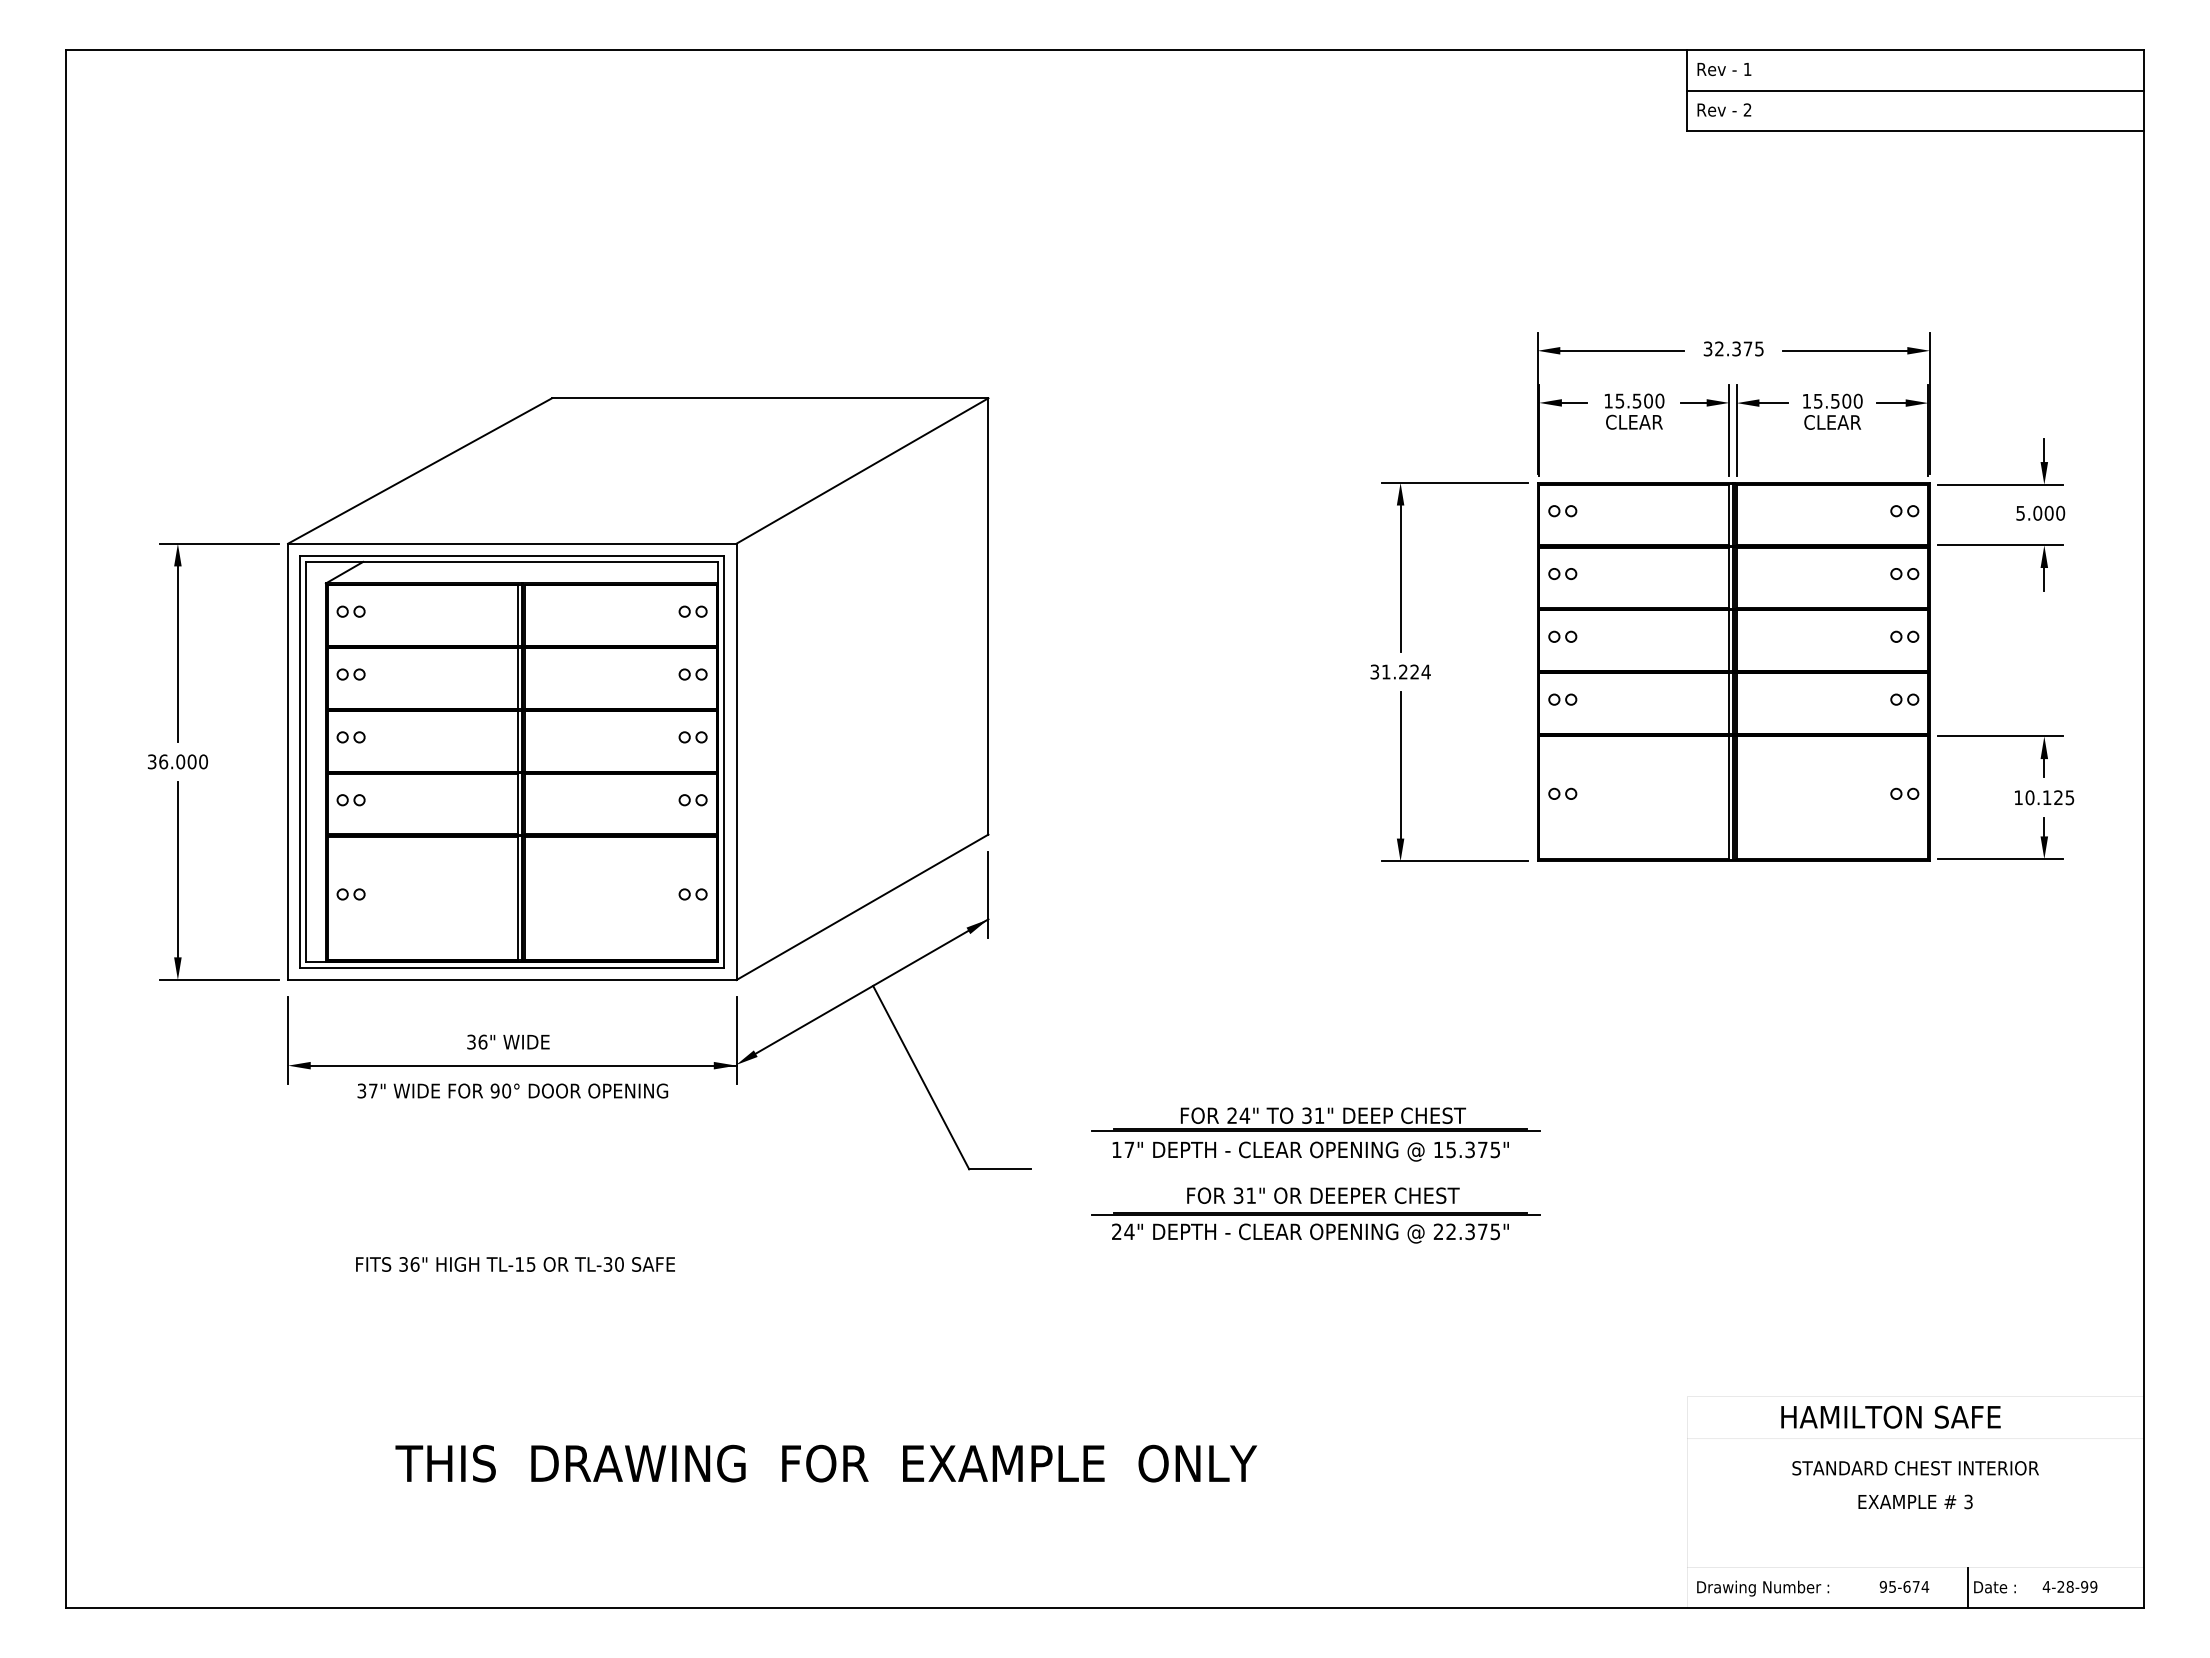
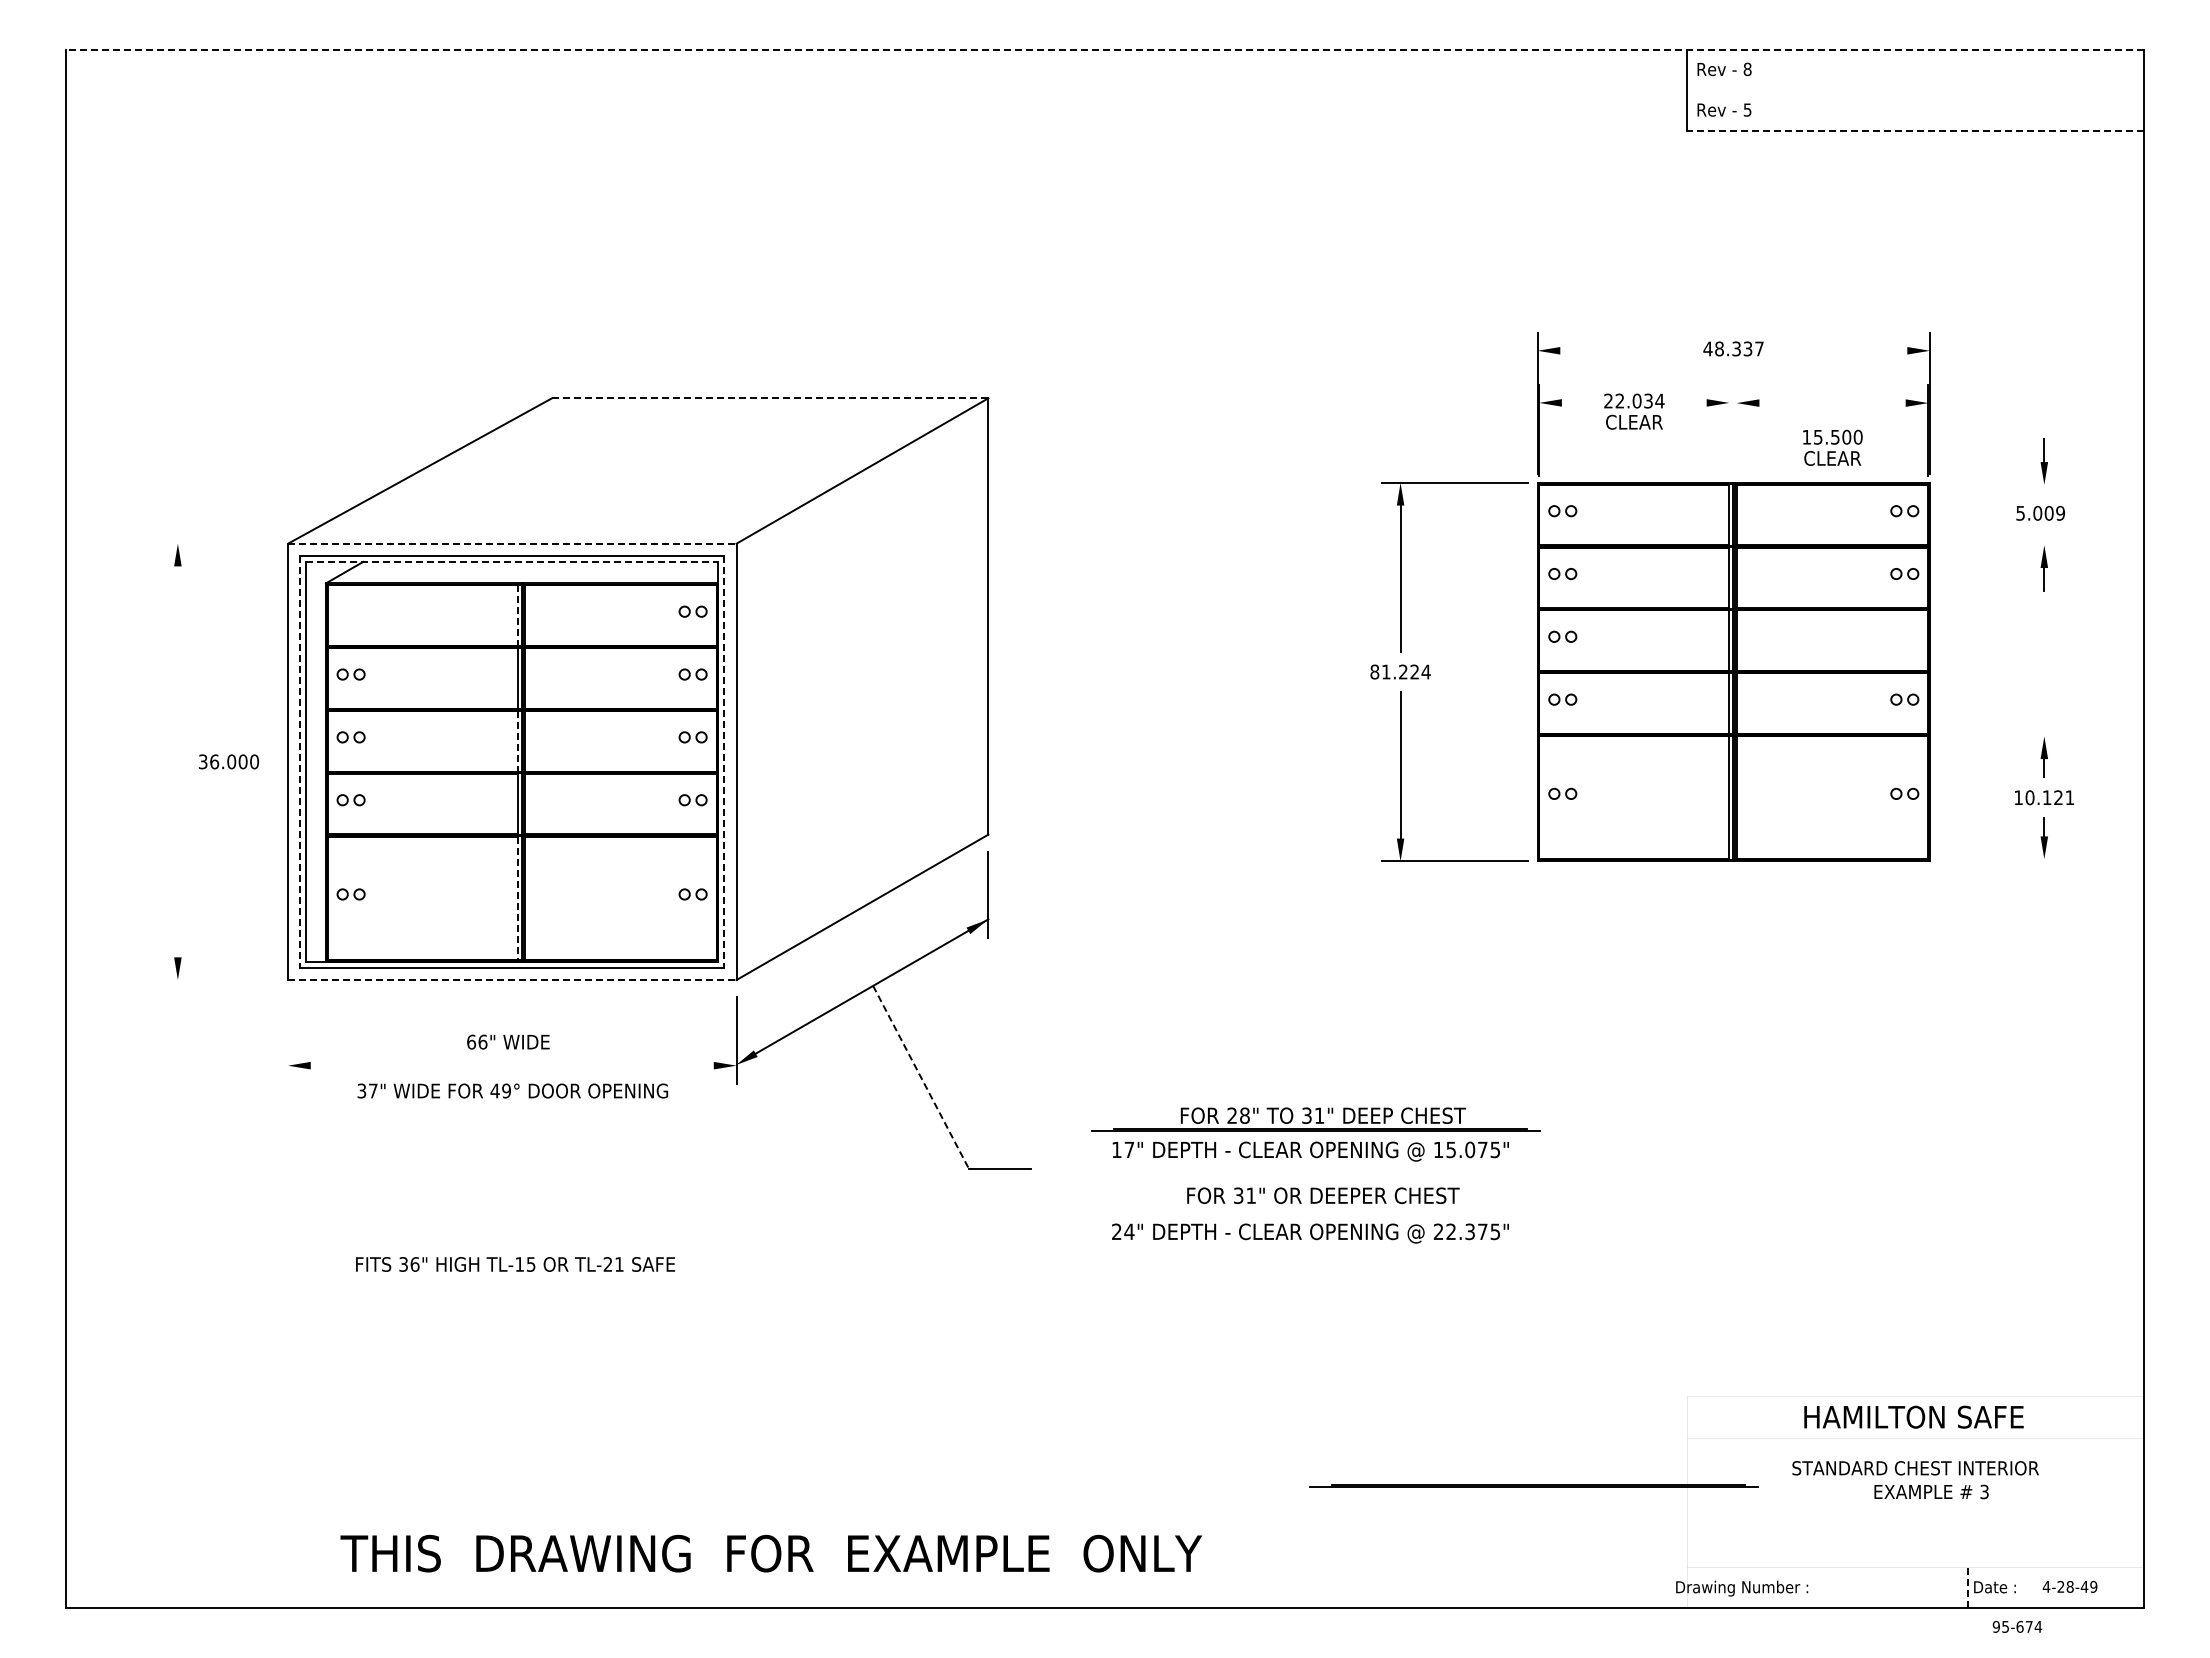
line: solid -> dashed (1104, 49)
text: 1 -> 8 (1747, 69)
line: present -> none (1915, 90)
text: 2 -> 5 (1747, 109)
line: solid -> dashed (1914, 131)
text: 32.375 -> 48.337 (1733, 348)
line: present -> none (1622, 350)
line: present -> none (1845, 350)
line: solid -> dashed (769, 398)
text: 15.500 -> 22.034 (1634, 400)
line: present -> none (1574, 402)
line: present -> none (1693, 402)
line: present -> none (1773, 403)
line: present -> none (1891, 403)
text position: (1832, 411) -> (1832, 447) (1832, 447)
line: present -> none (1729, 429)
line: present -> none (1736, 429)
line: present -> none (1999, 484)
text: 5.000 -> 5.009 (2060, 513)
line: present -> none (218, 543)
line: solid -> dashed (512, 543)
line: present -> none (1999, 545)
line: solid -> dashed (512, 561)
part: present -> none (350, 611)
line: solid -> dashed (517, 616)
part: present -> none (1904, 636)
line: present -> none (177, 653)
text: 31.224 -> 81.224 (1374, 671)
line: present -> none (1999, 736)
line: solid -> dashed (517, 741)
text position: (177, 761) -> (228, 761) (228, 761)
line: solid -> dashed (300, 762)
line: solid -> dashed (724, 762)
text: 10.125 -> 10.121 (2069, 797)
line: present -> none (1999, 859)
line: present -> none (177, 869)
line: solid -> dashed (517, 898)
line: present -> none (218, 980)
line: solid -> dashed (512, 980)
line: present -> none (288, 1040)
text: 36" -> 66" (471, 1041)
line: present -> none (523, 1065)
line: solid -> dashed (921, 1077)
text: 90° -> 49° (500, 1090)
text: 24" -> 28" (1244, 1115)
text: 15.375" -> 15.075" (1470, 1149)
line position: (1315, 1213) -> (1533, 1485) (1533, 1485)
text: TL-30 -> TL-21 (613, 1264)
text position: (1890, 1416) -> (1913, 1416) (1913, 1416)
text position: (826, 1463) -> (771, 1553) (771, 1553)
text position: (1915, 1501) -> (1931, 1491) (1931, 1491)
text position: (1904, 1586) -> (2017, 1626) (2017, 1626)
text: 4-28-99 -> 4-28-49 (2084, 1586)
text position: (1763, 1588) -> (1742, 1588) (1742, 1588)
line: solid -> dashed (1967, 1588)
